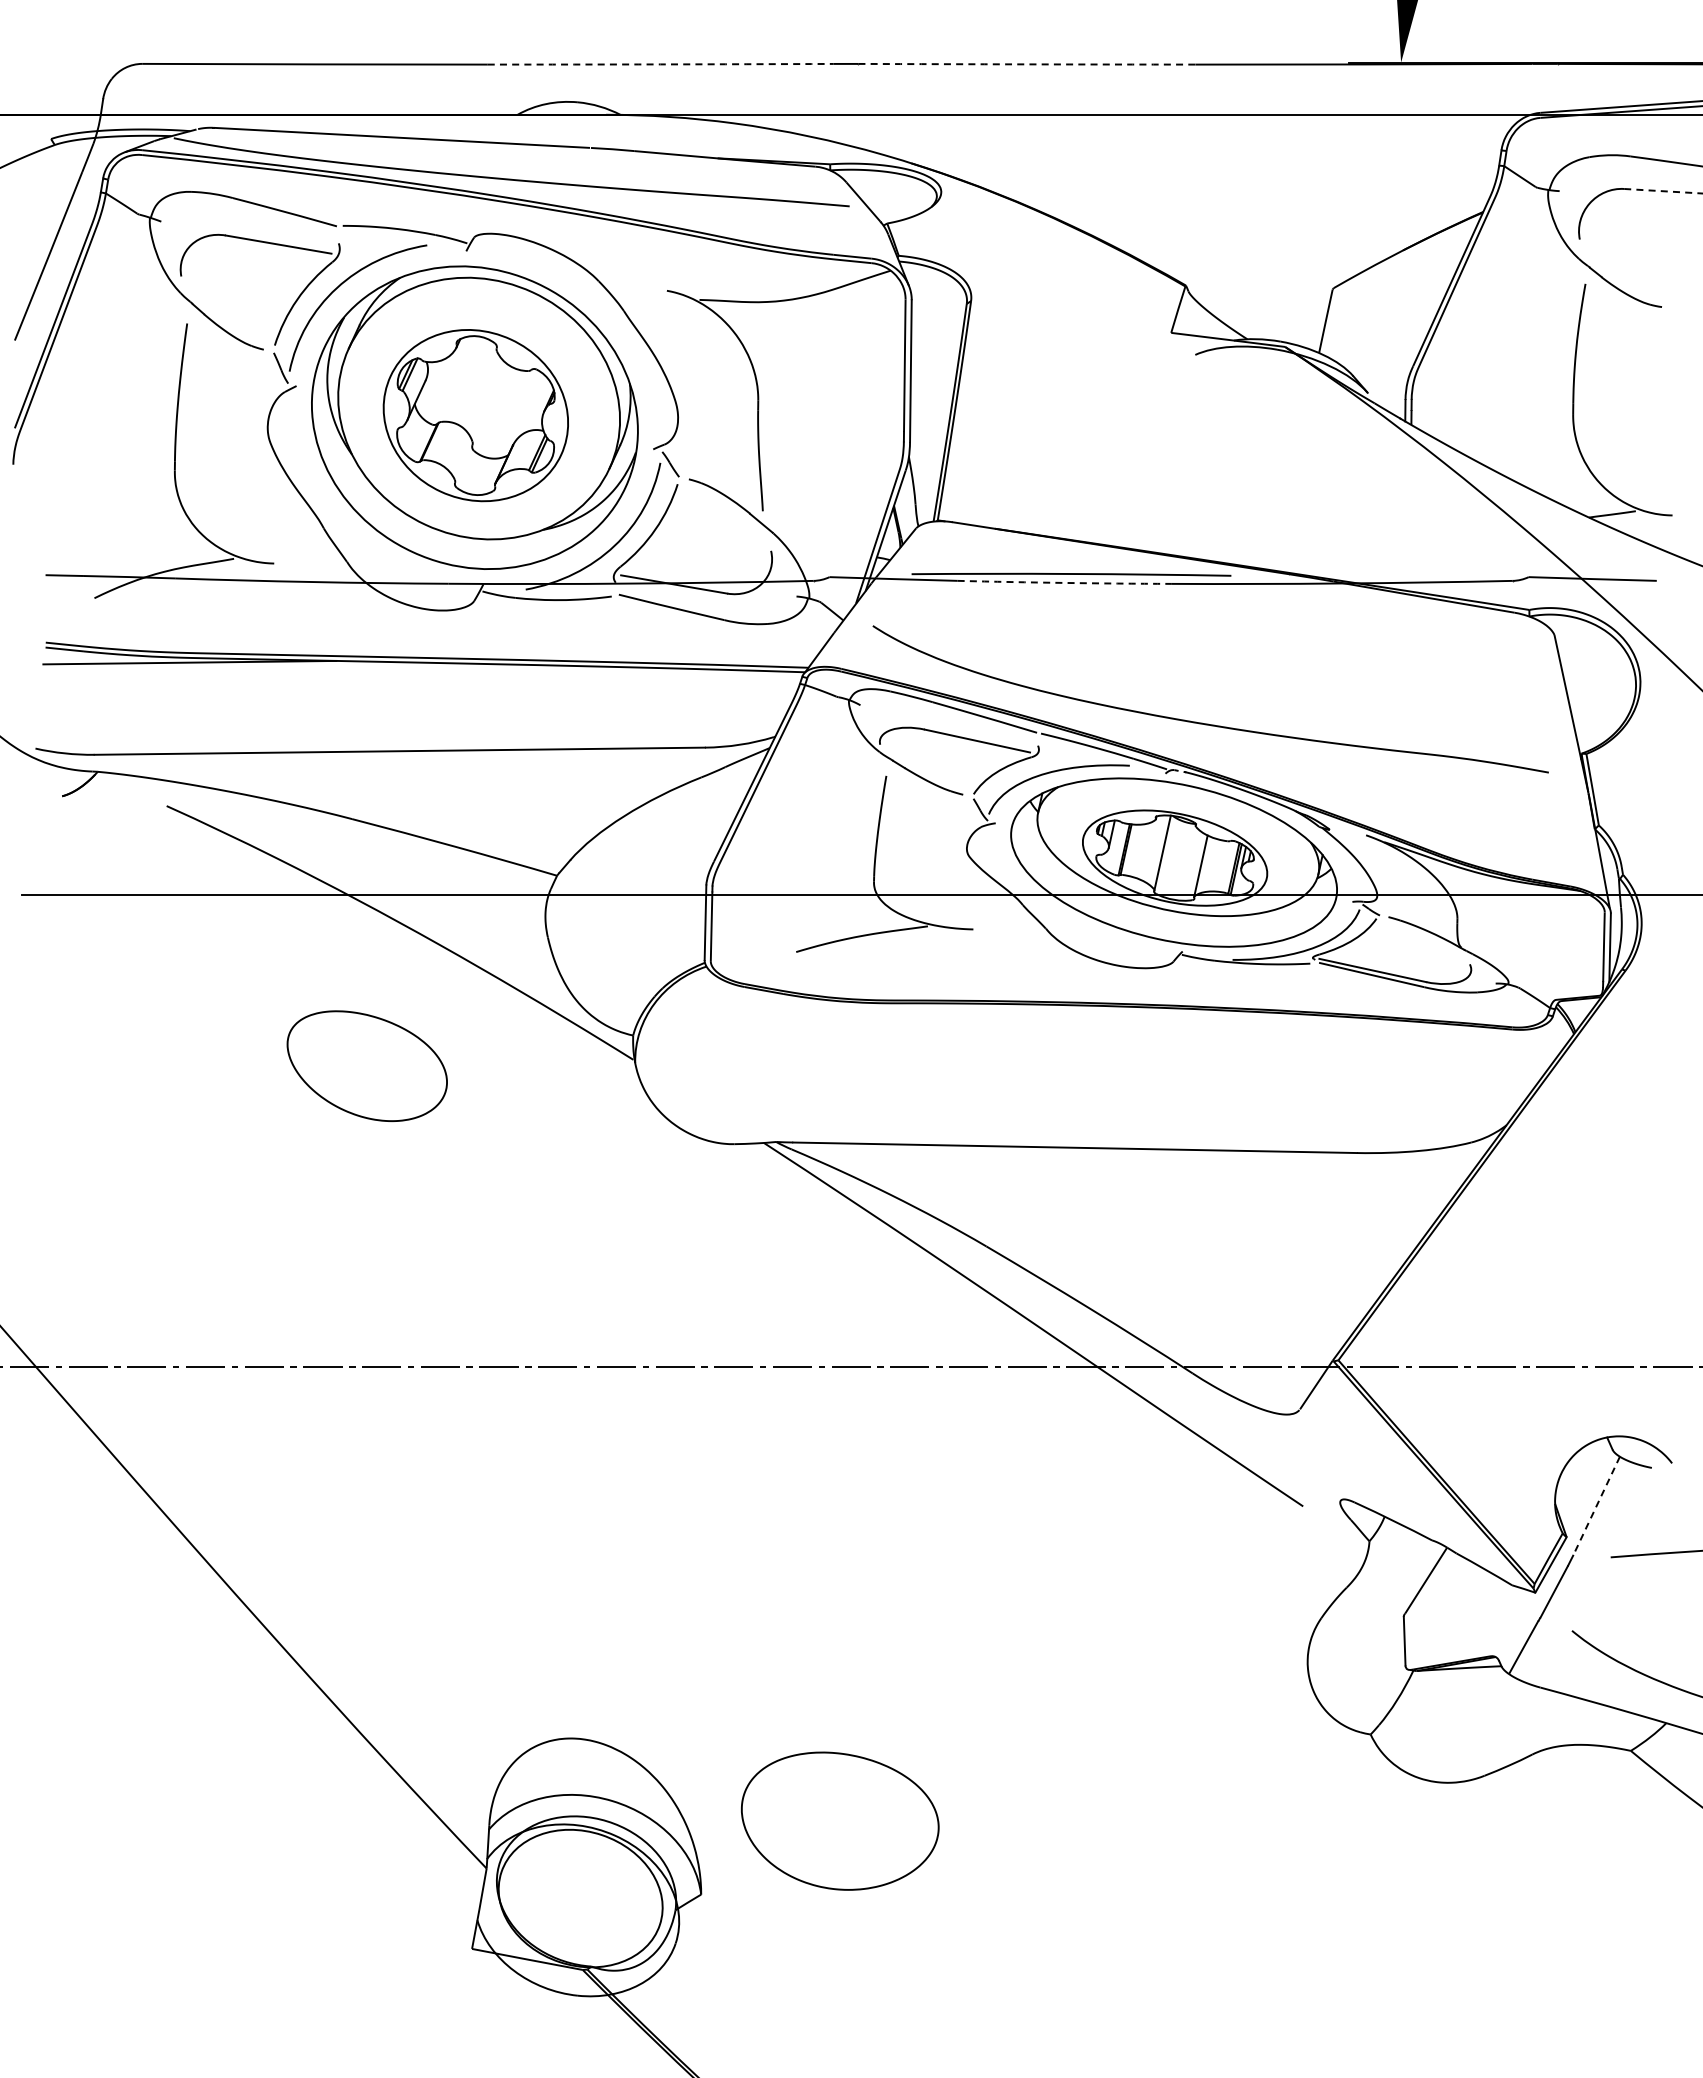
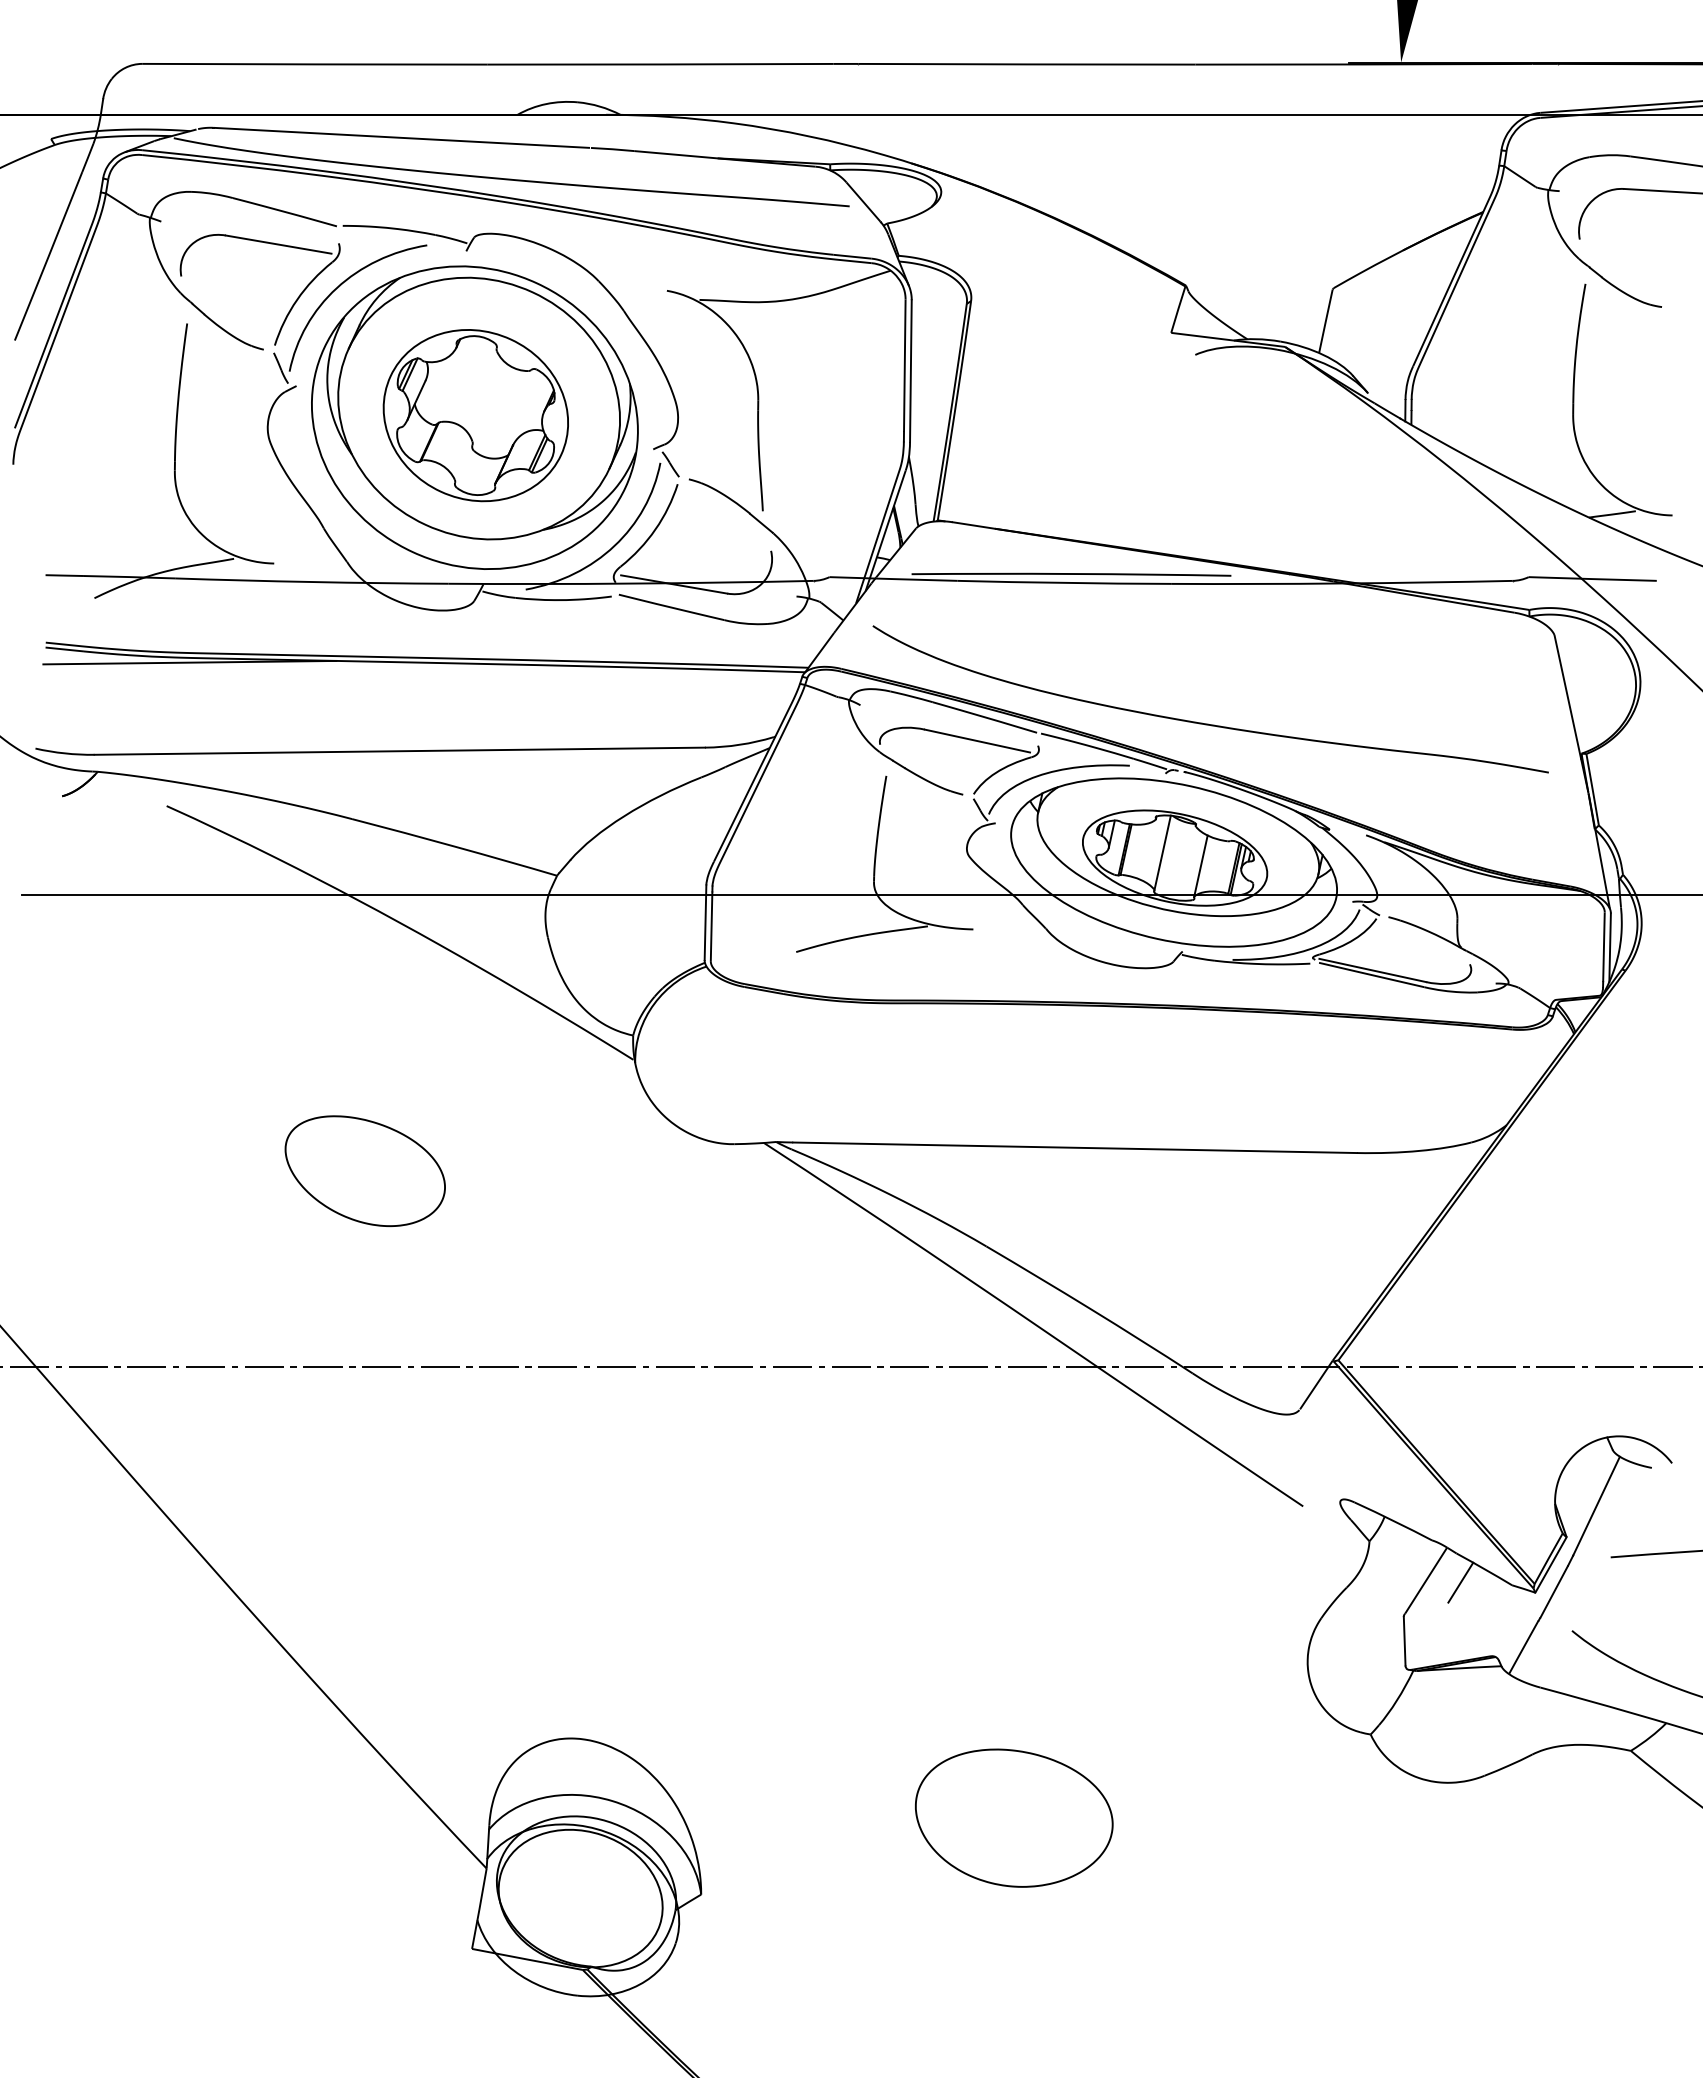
arc: dashed -> solid (660, 64)
arc: dashed -> solid (1026, 64)
line: dashed -> solid (1663, 191)
arc: dashed -> solid (1064, 582)
part position: (366, 1065) -> (364, 1170) (364, 1170)
line: dashed -> solid (1596, 1506)
line: none -> present (1460, 1582)
part position: (840, 1820) -> (1014, 1817) (1014, 1817)
